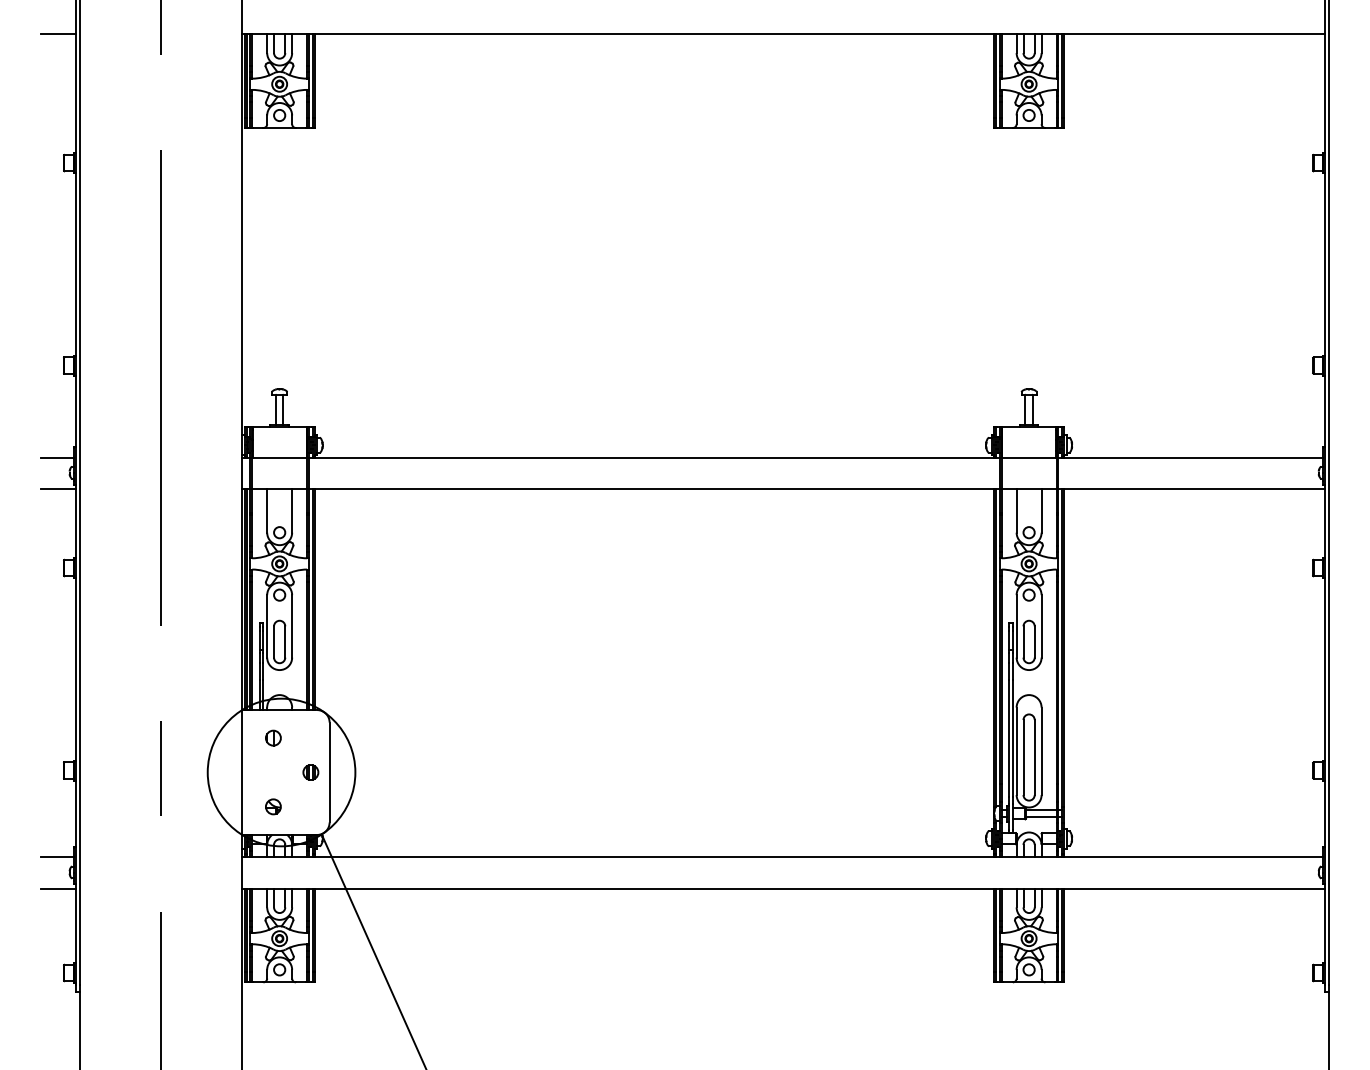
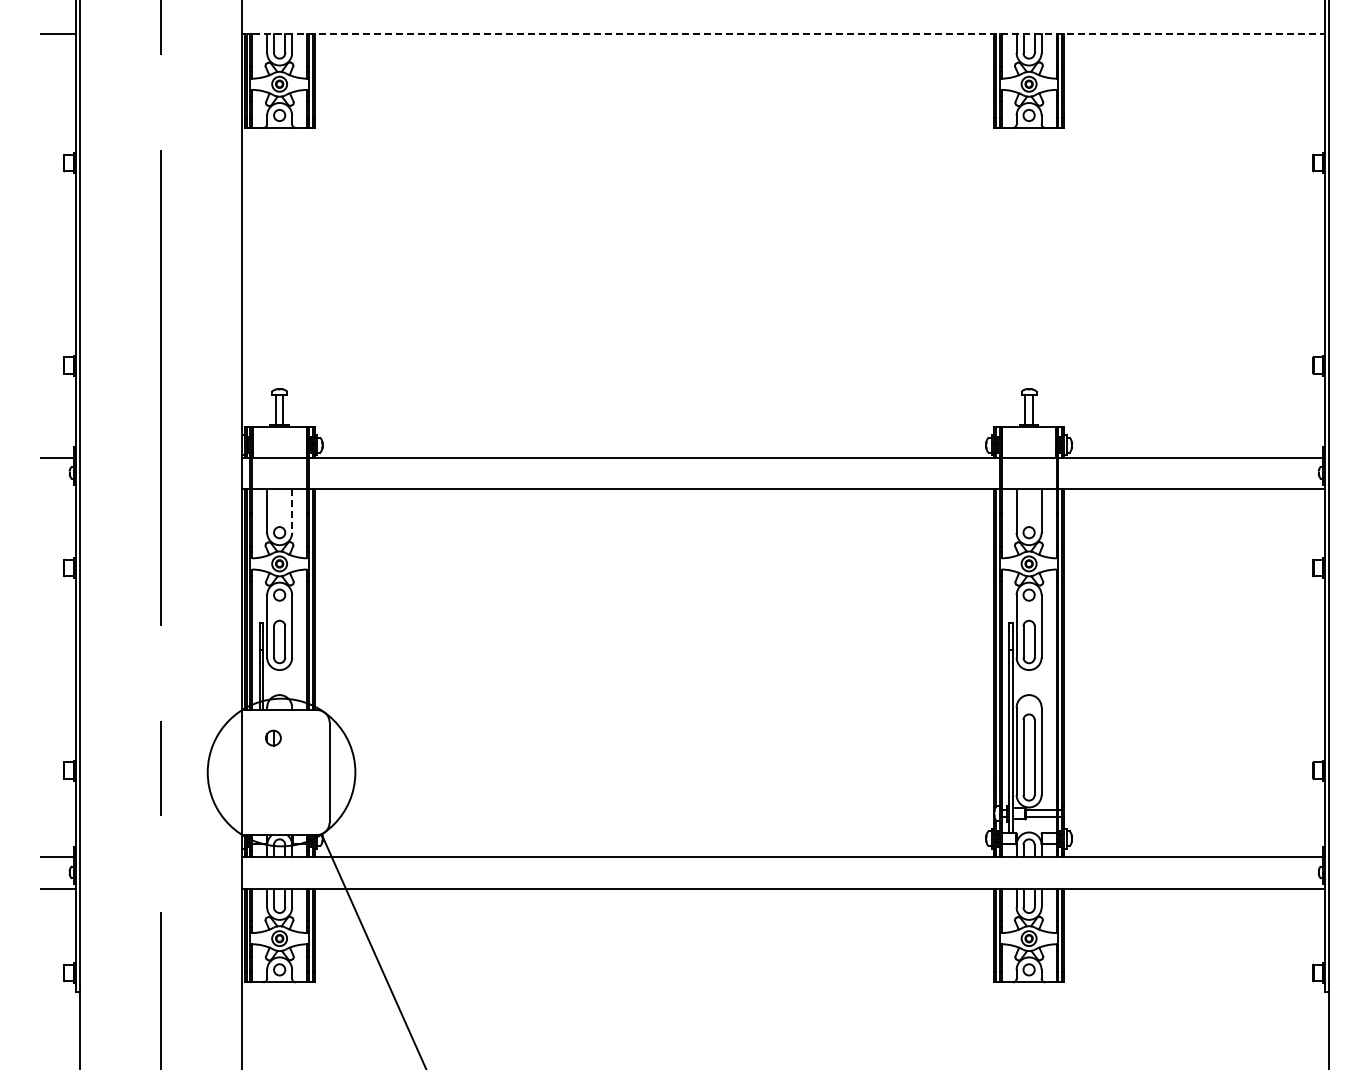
line: solid -> dashed (784, 34)
line: present -> none (58, 488)
line: solid -> dashed (292, 510)
part: present -> none (310, 772)
part: present -> none (273, 806)
